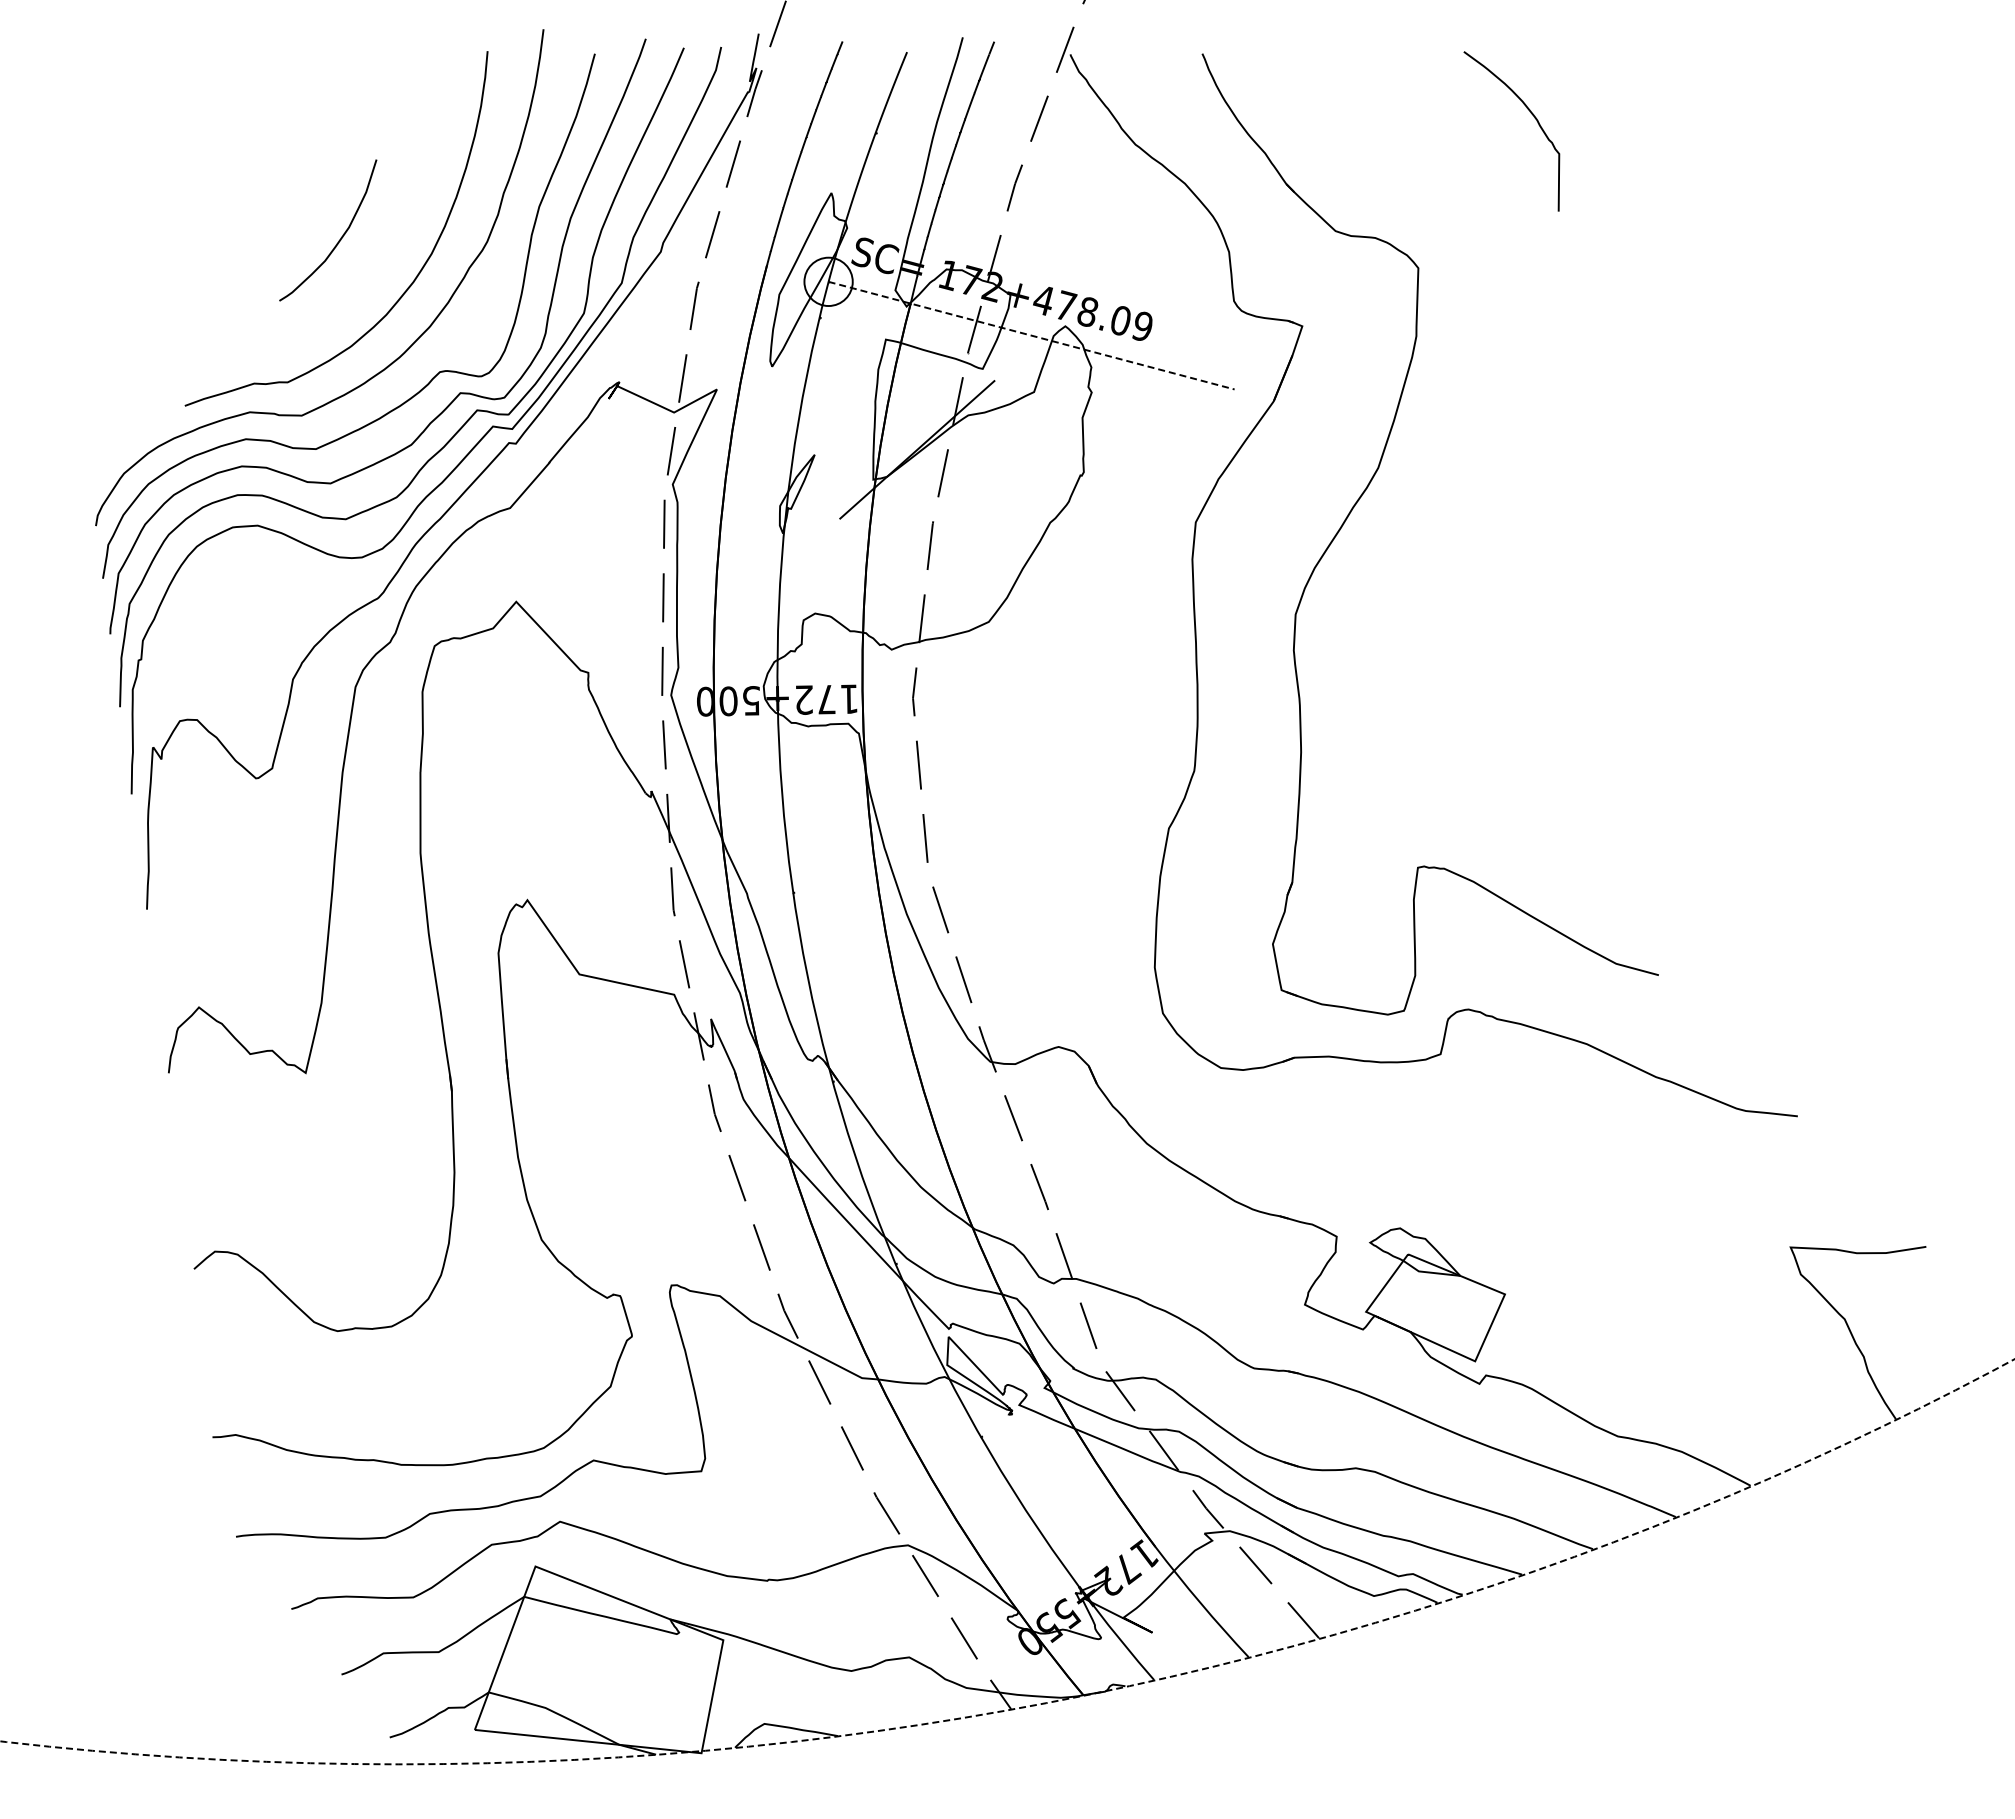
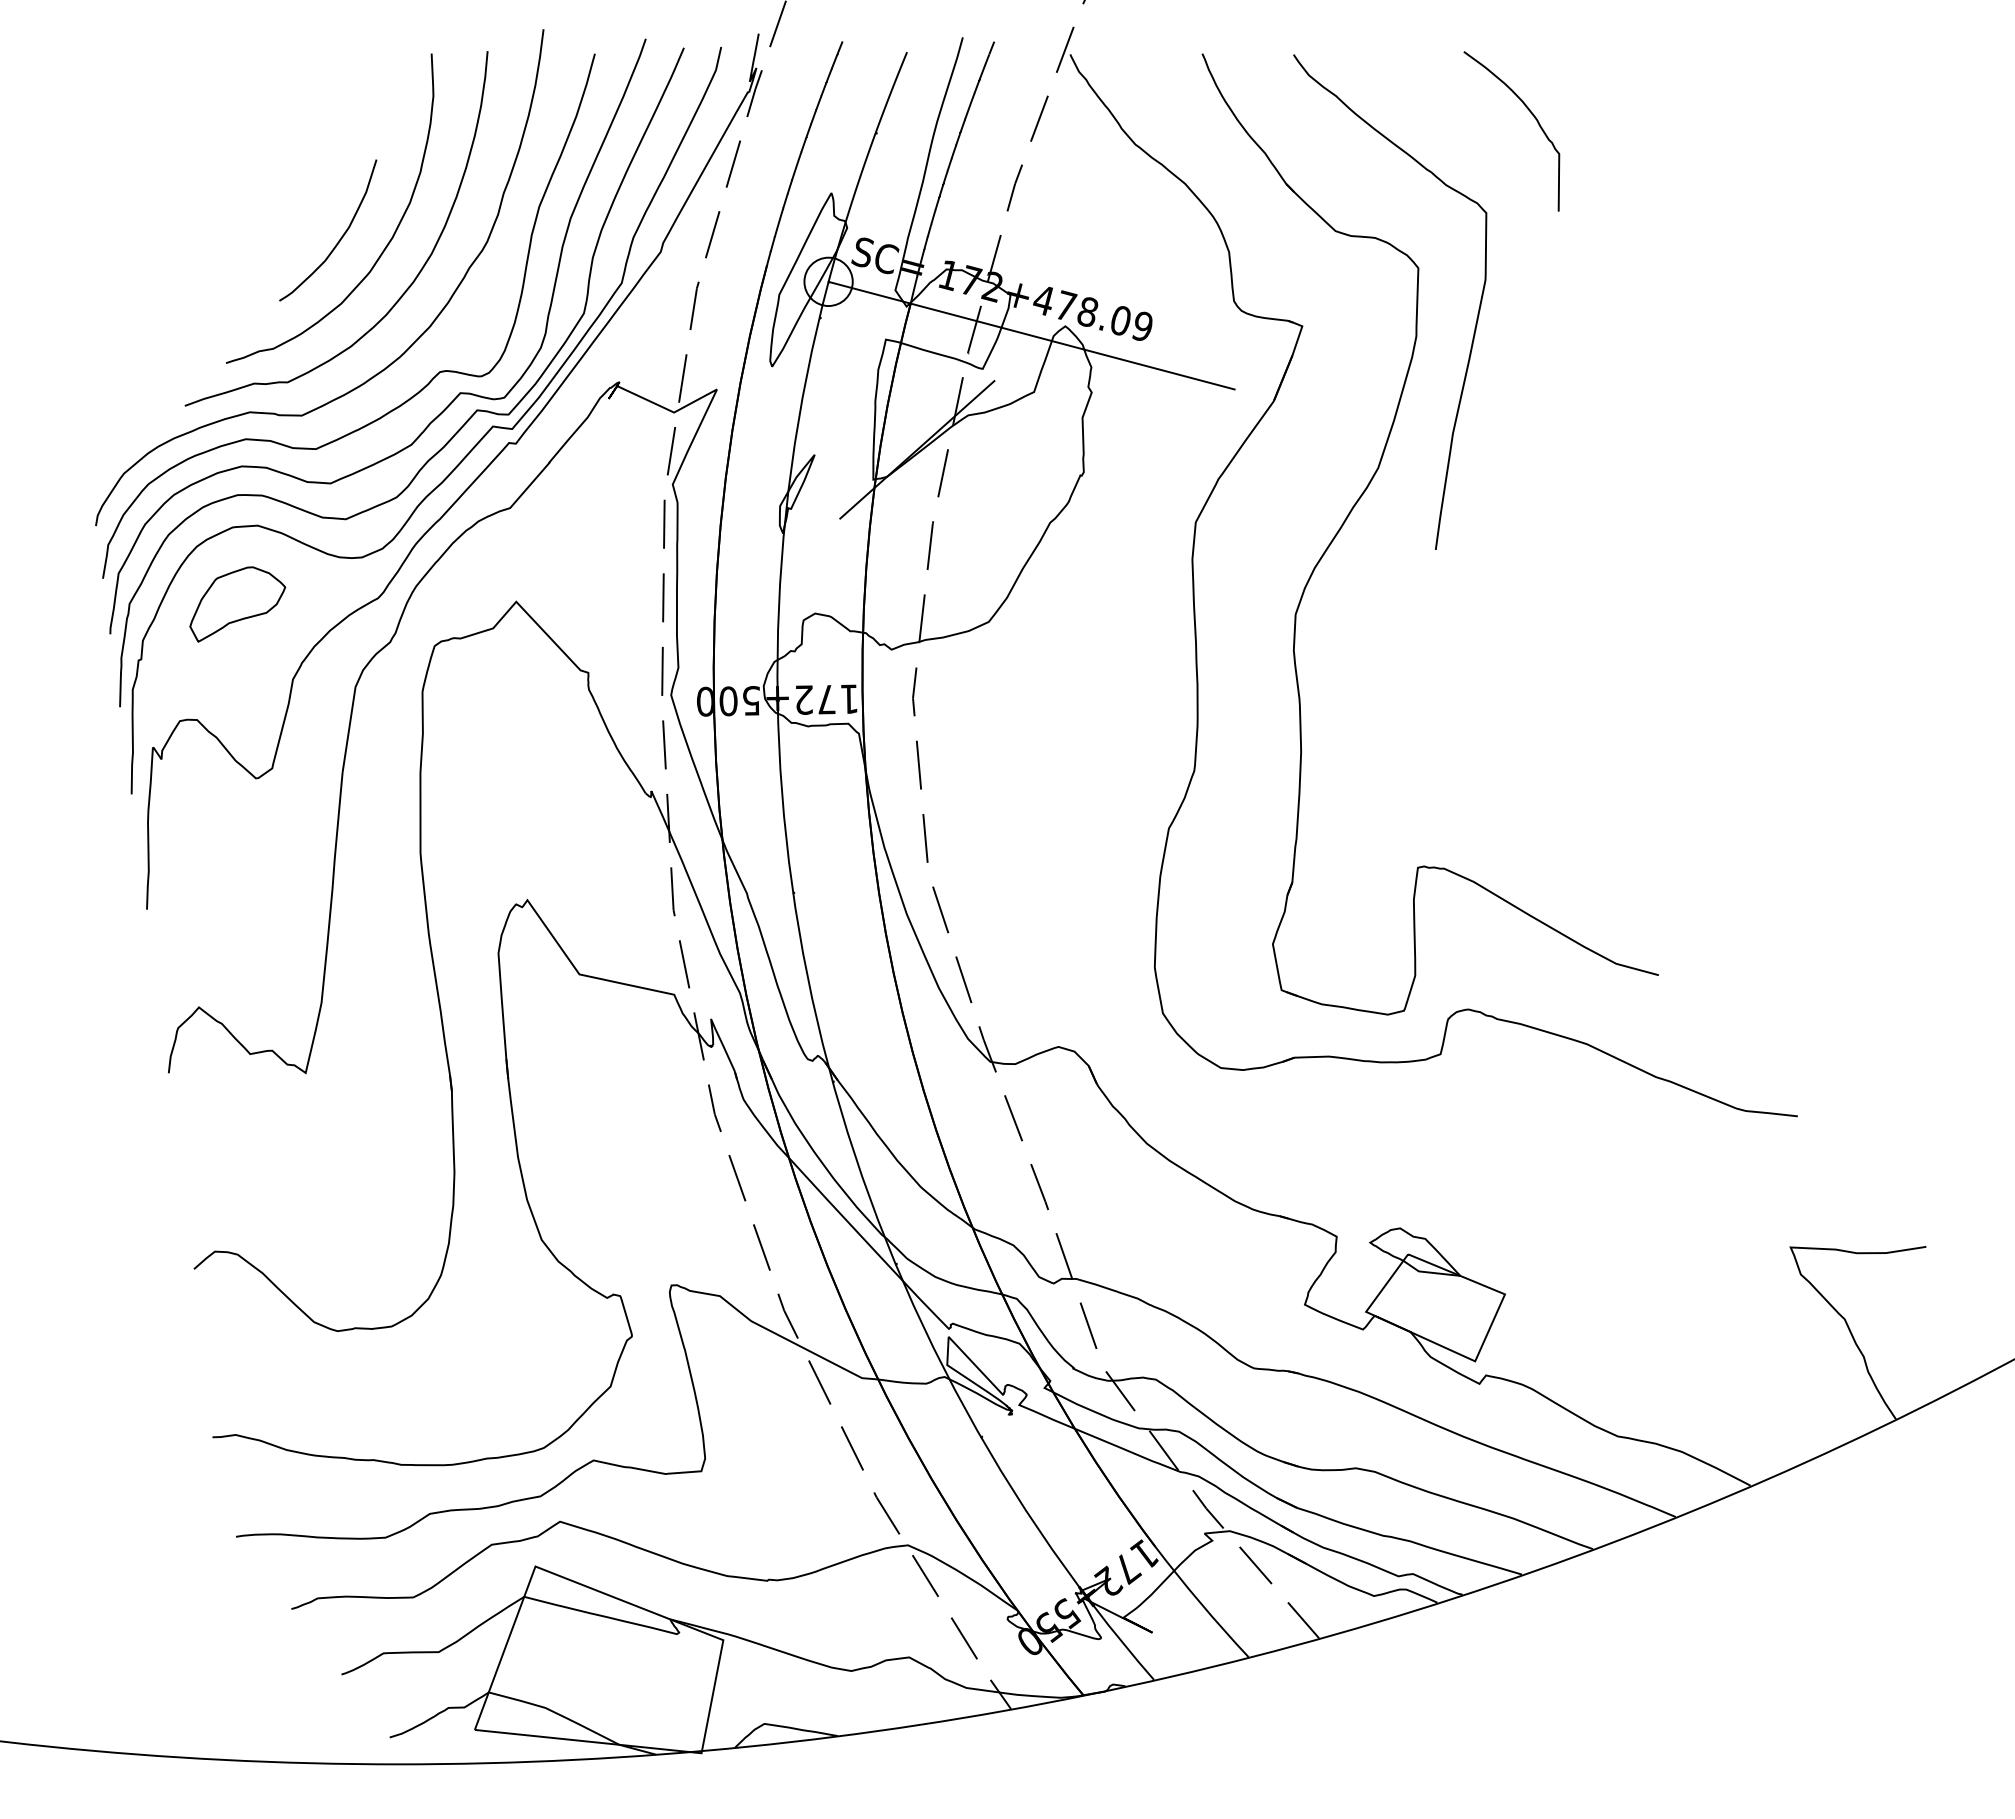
curve: none -> present (388, 241)
curve: none -> present (1476, 318)
line: dashed -> solid (1032, 335)
part: none -> present (237, 604)
circle: dashed -> solid (1007, 1561)
